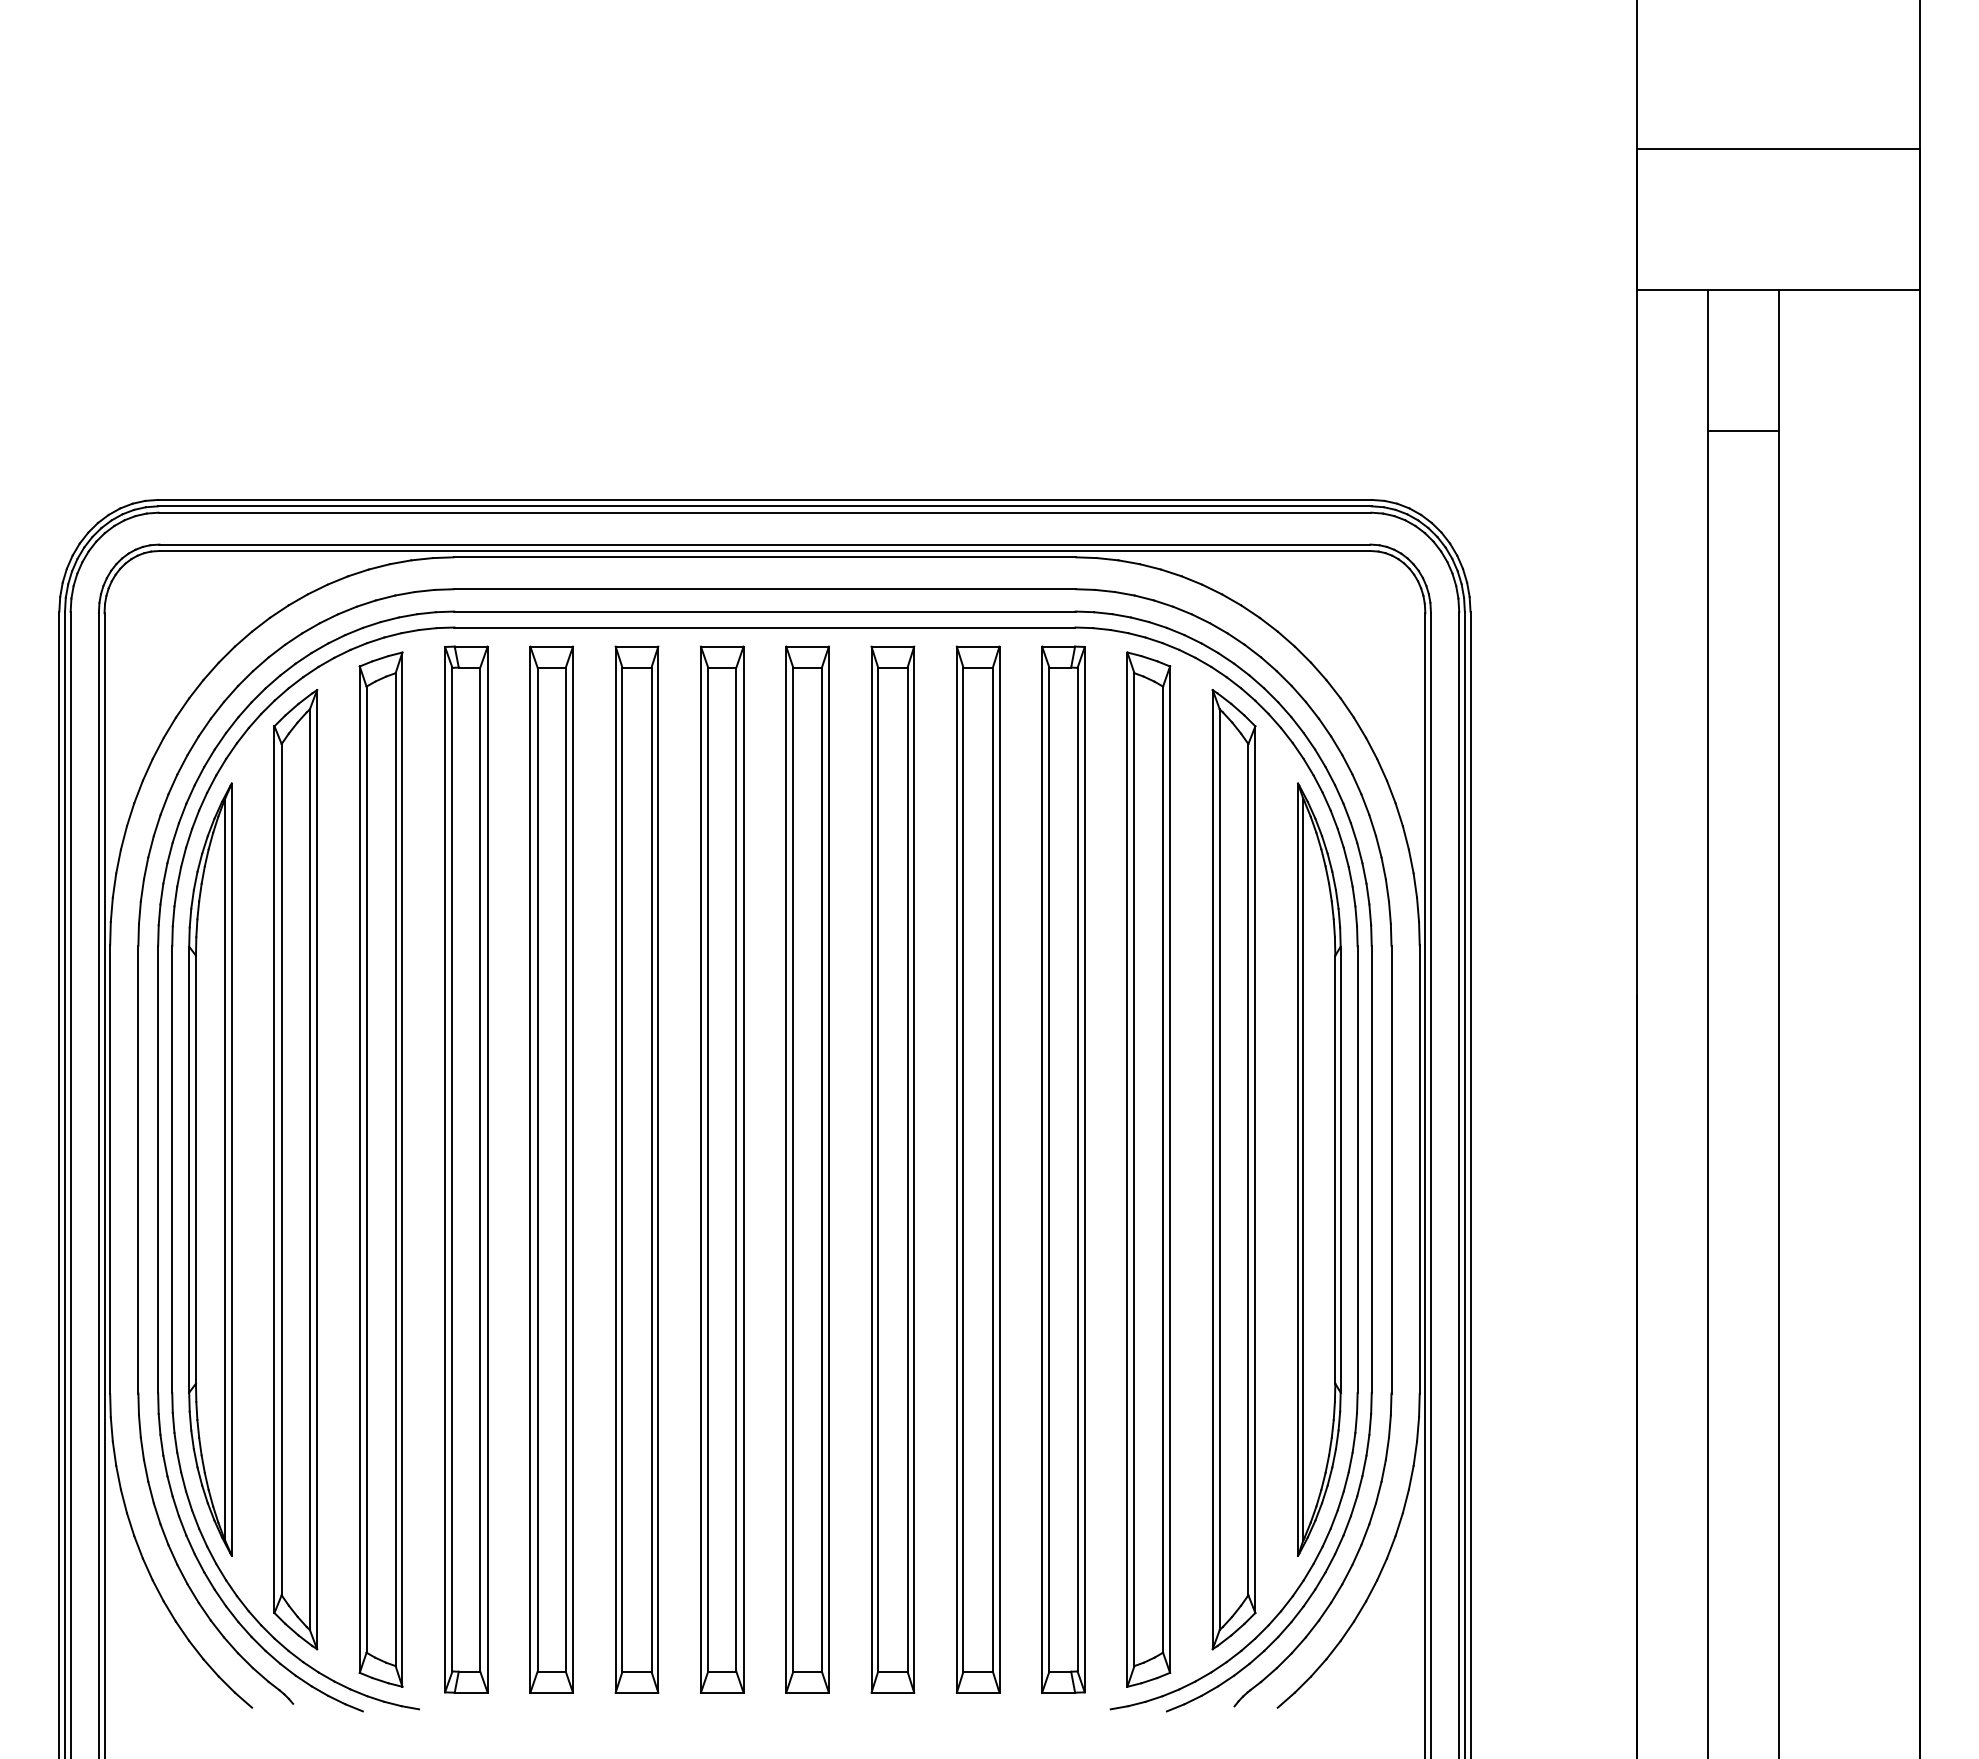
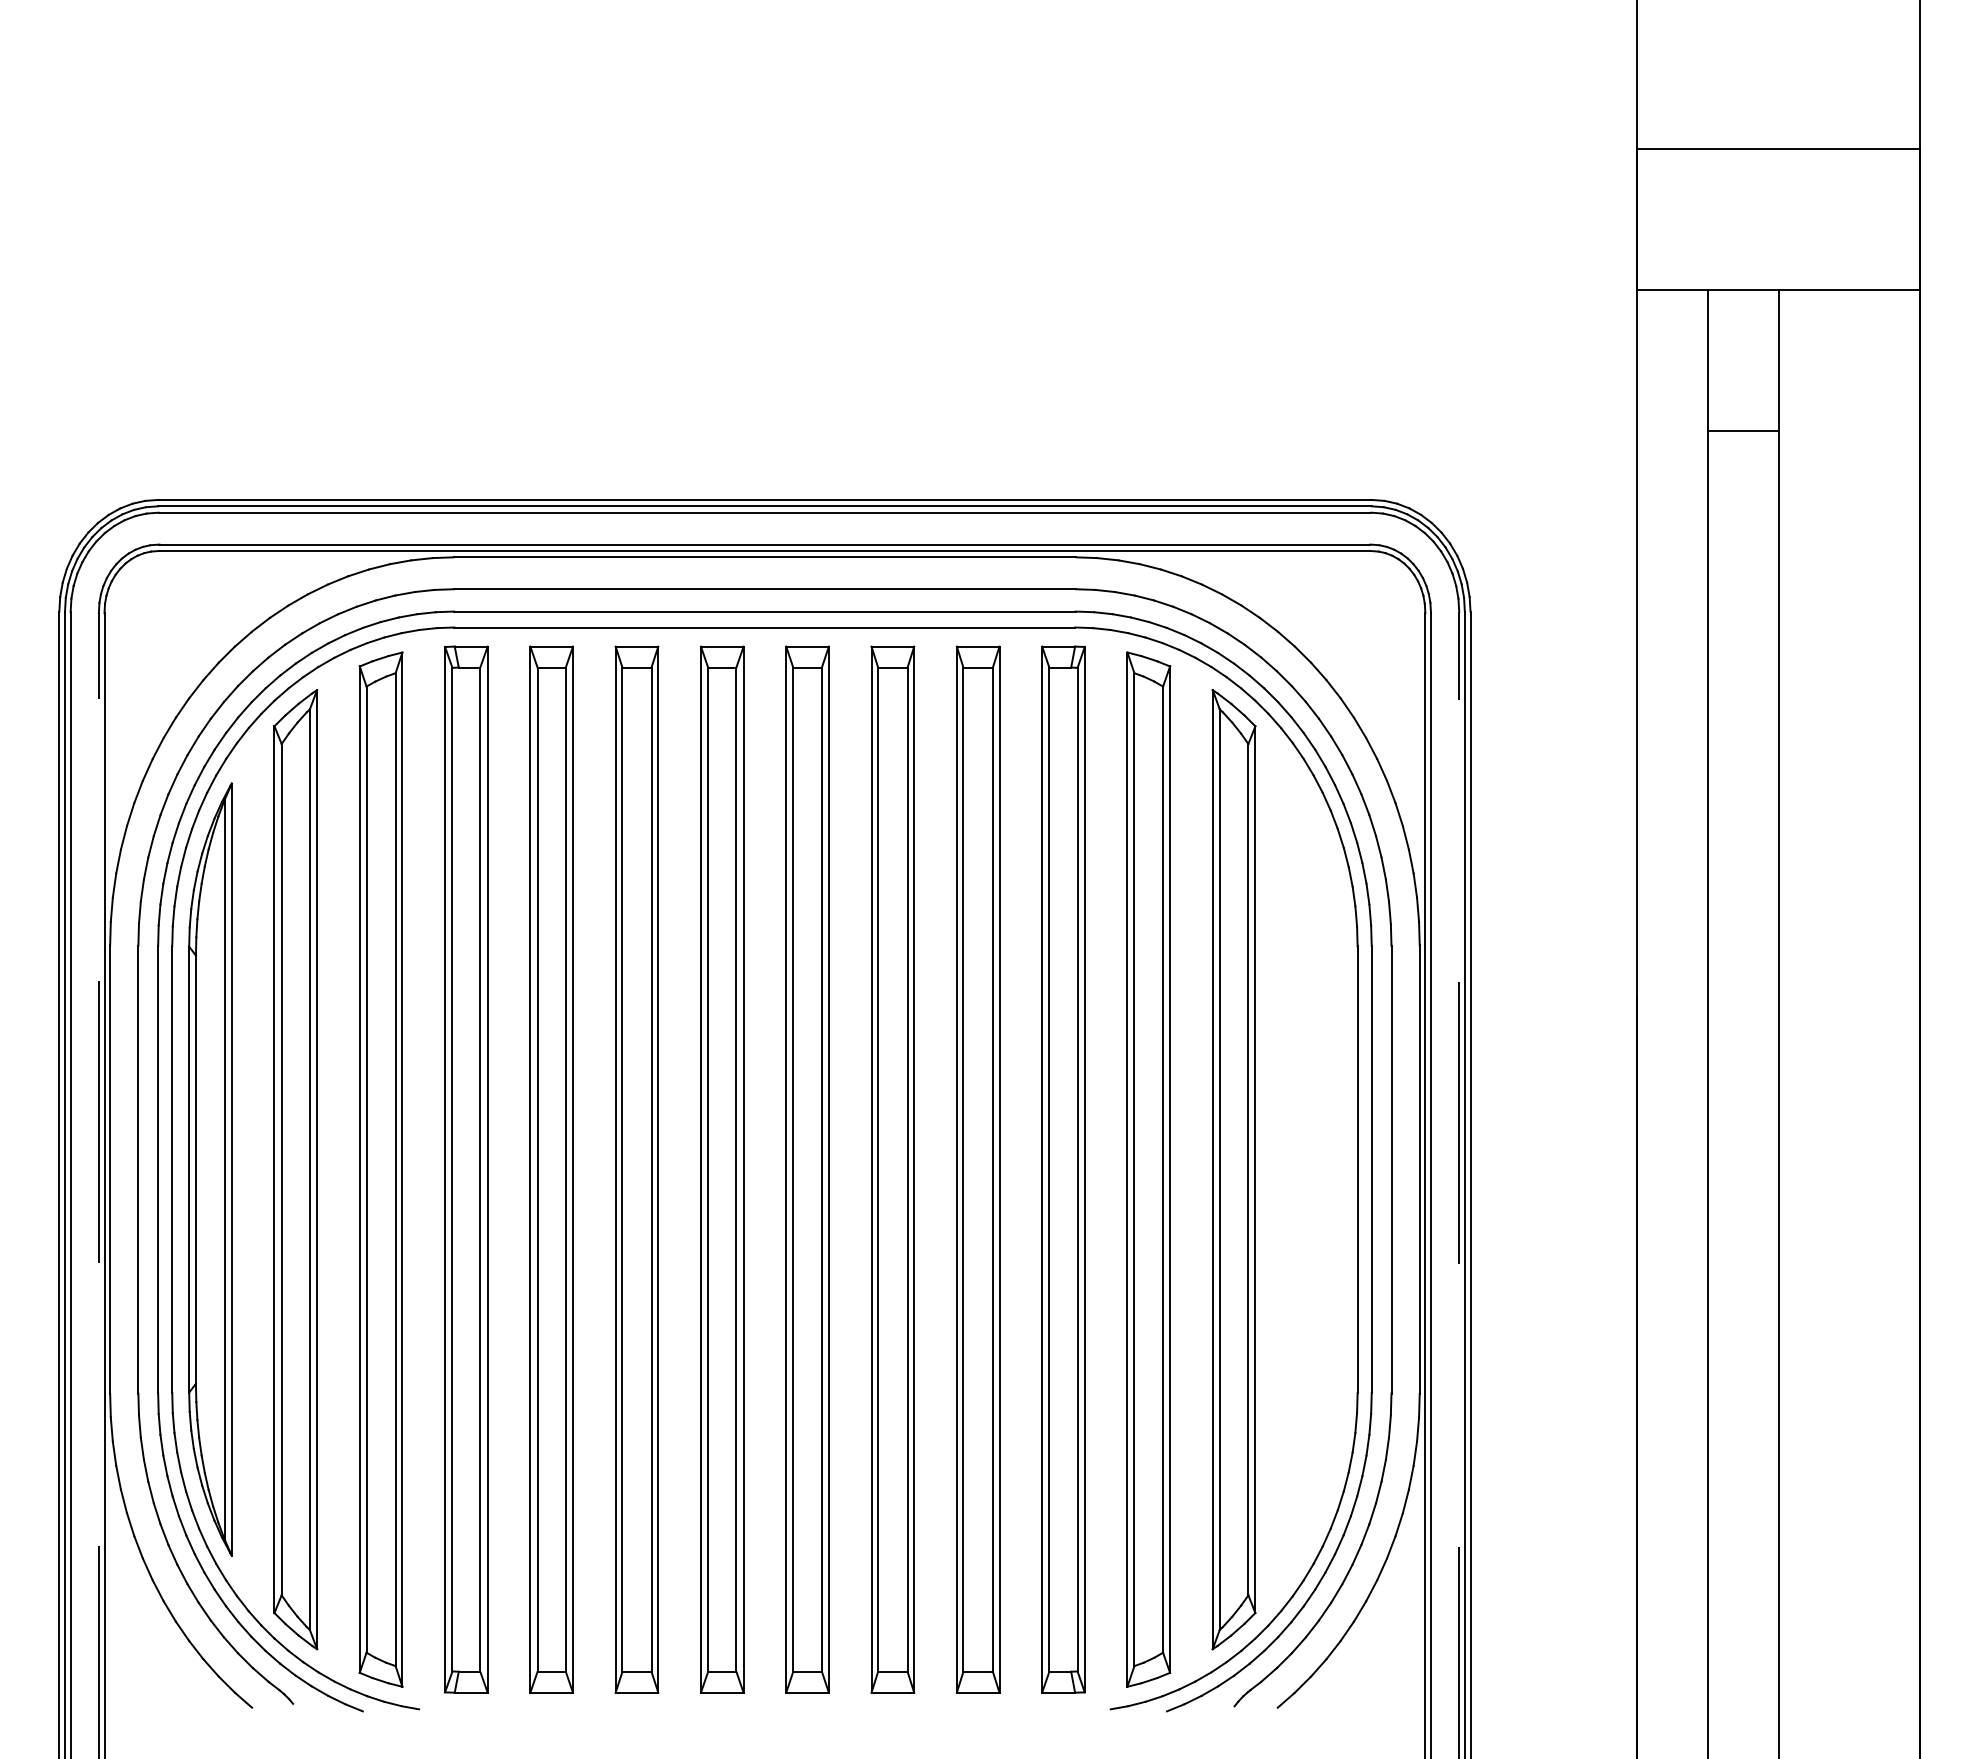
part: present -> none (1319, 1169)
line: solid -> dashed (1459, 1184)
line: solid -> dashed (98, 1185)
